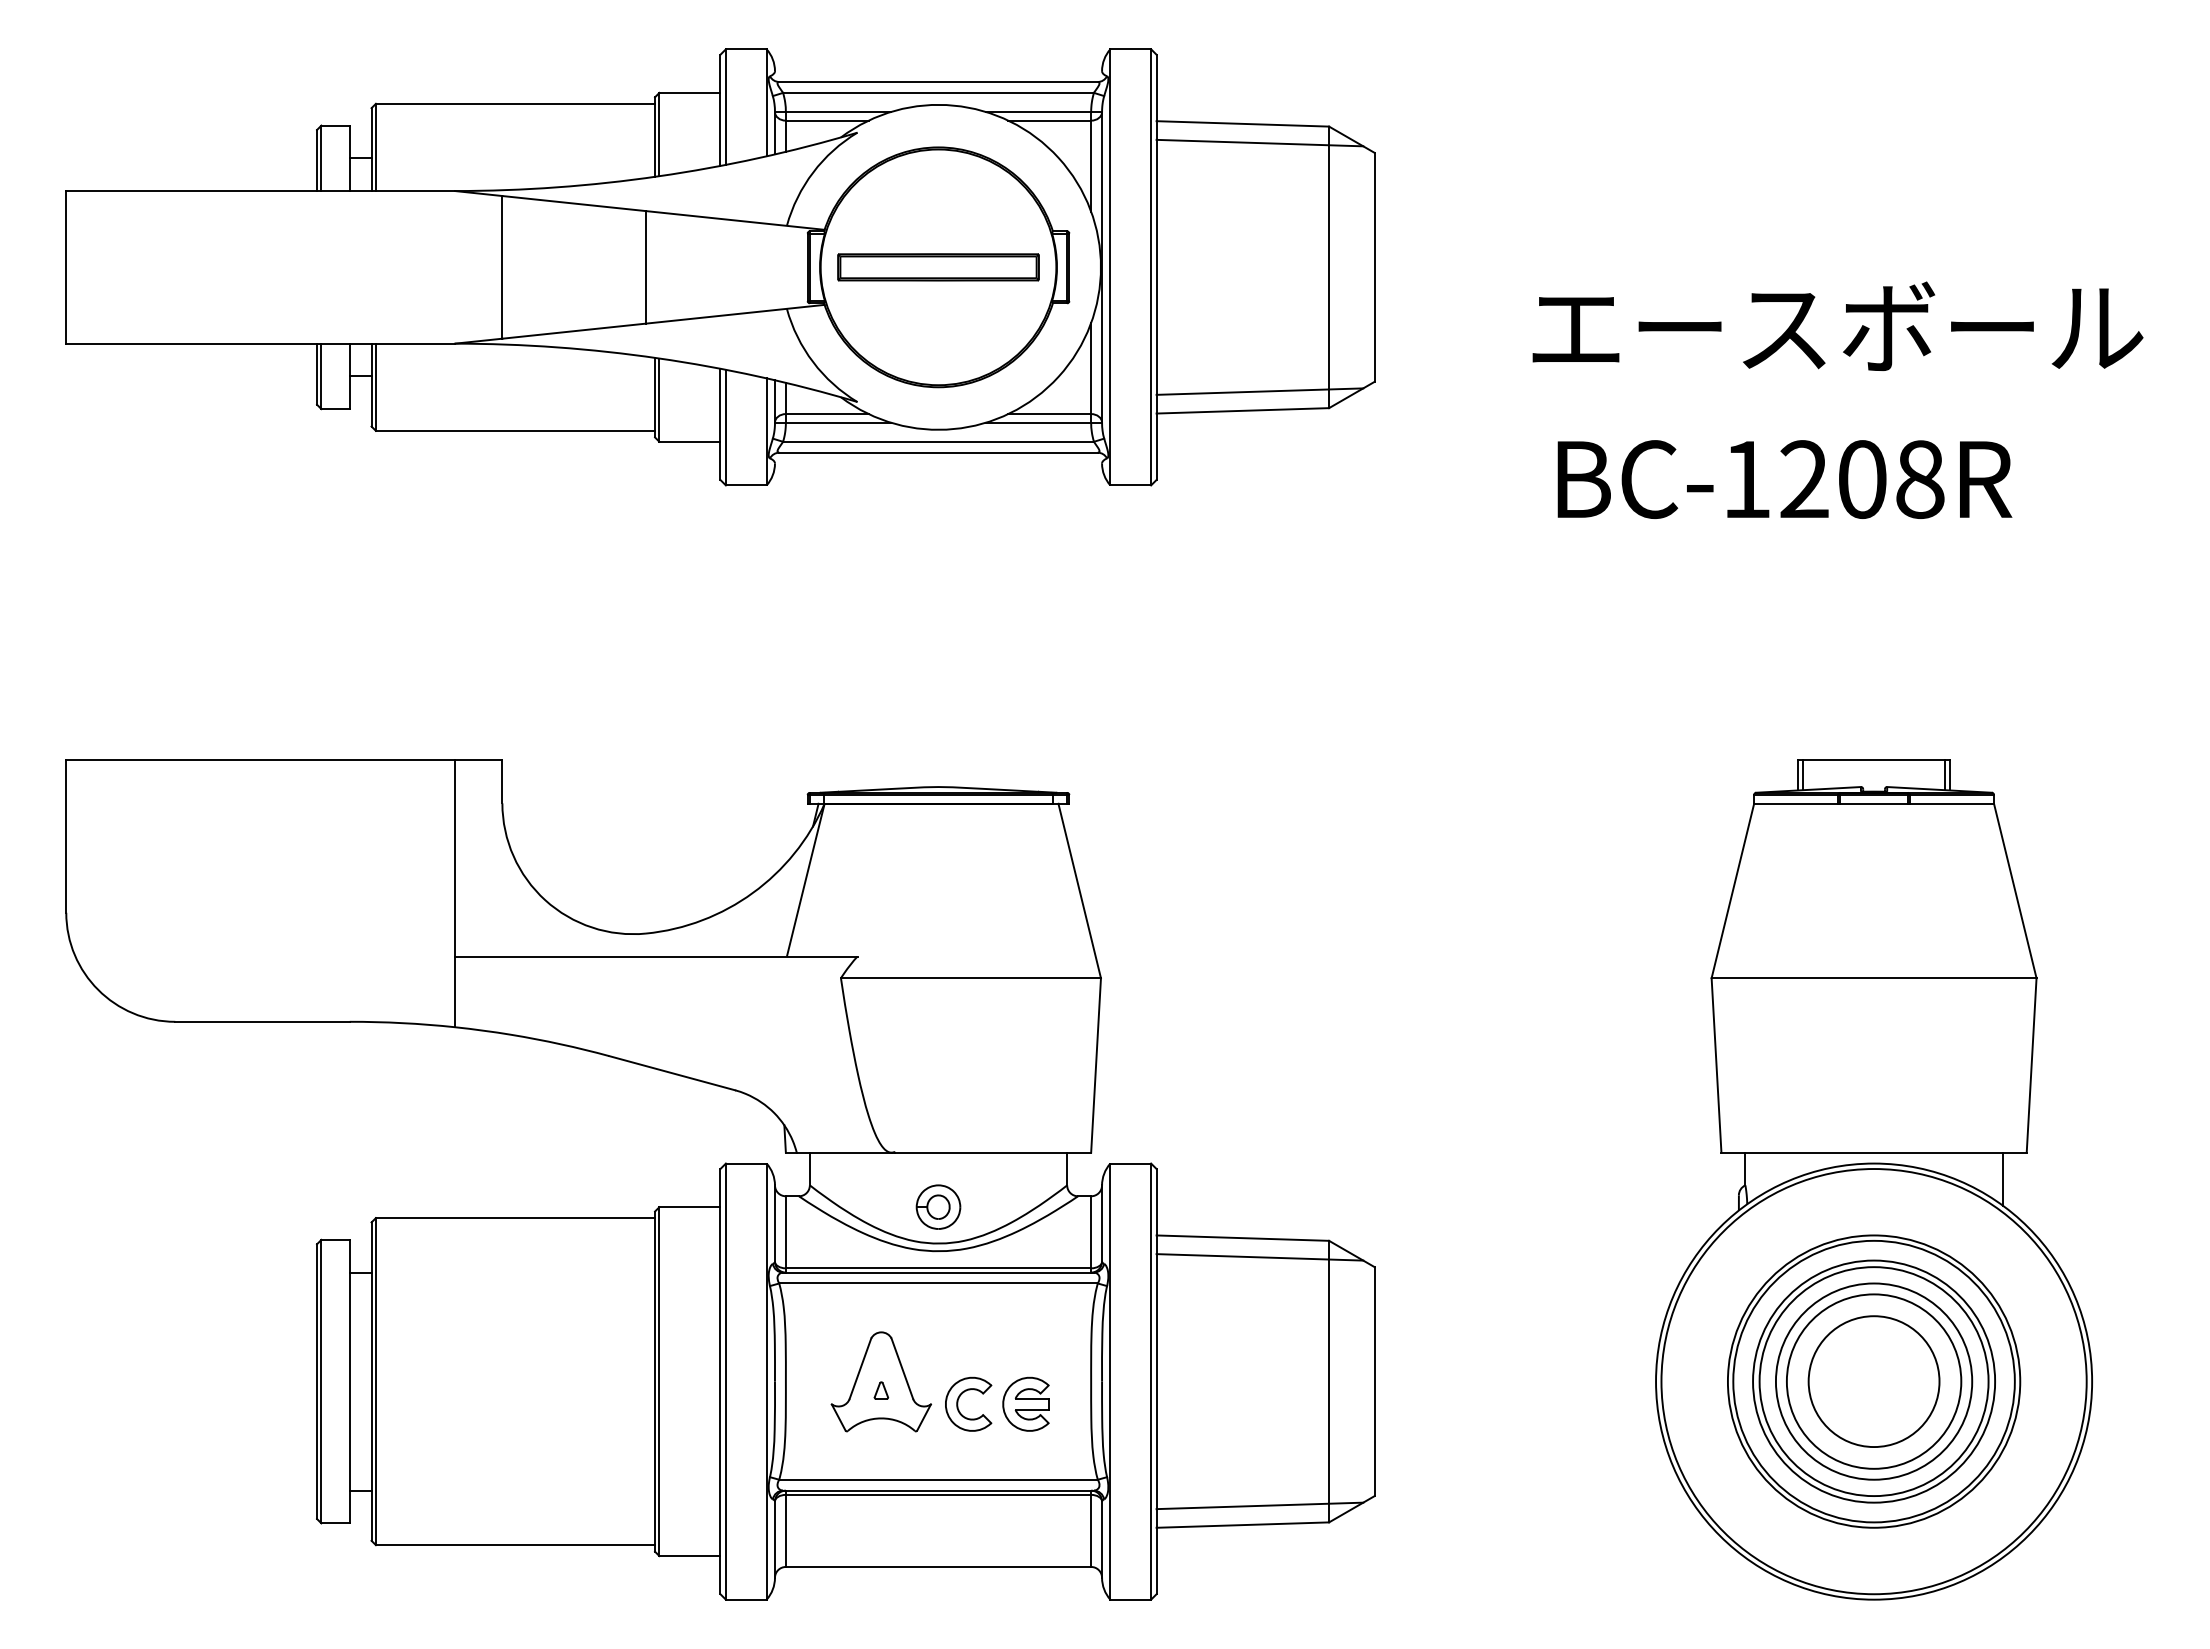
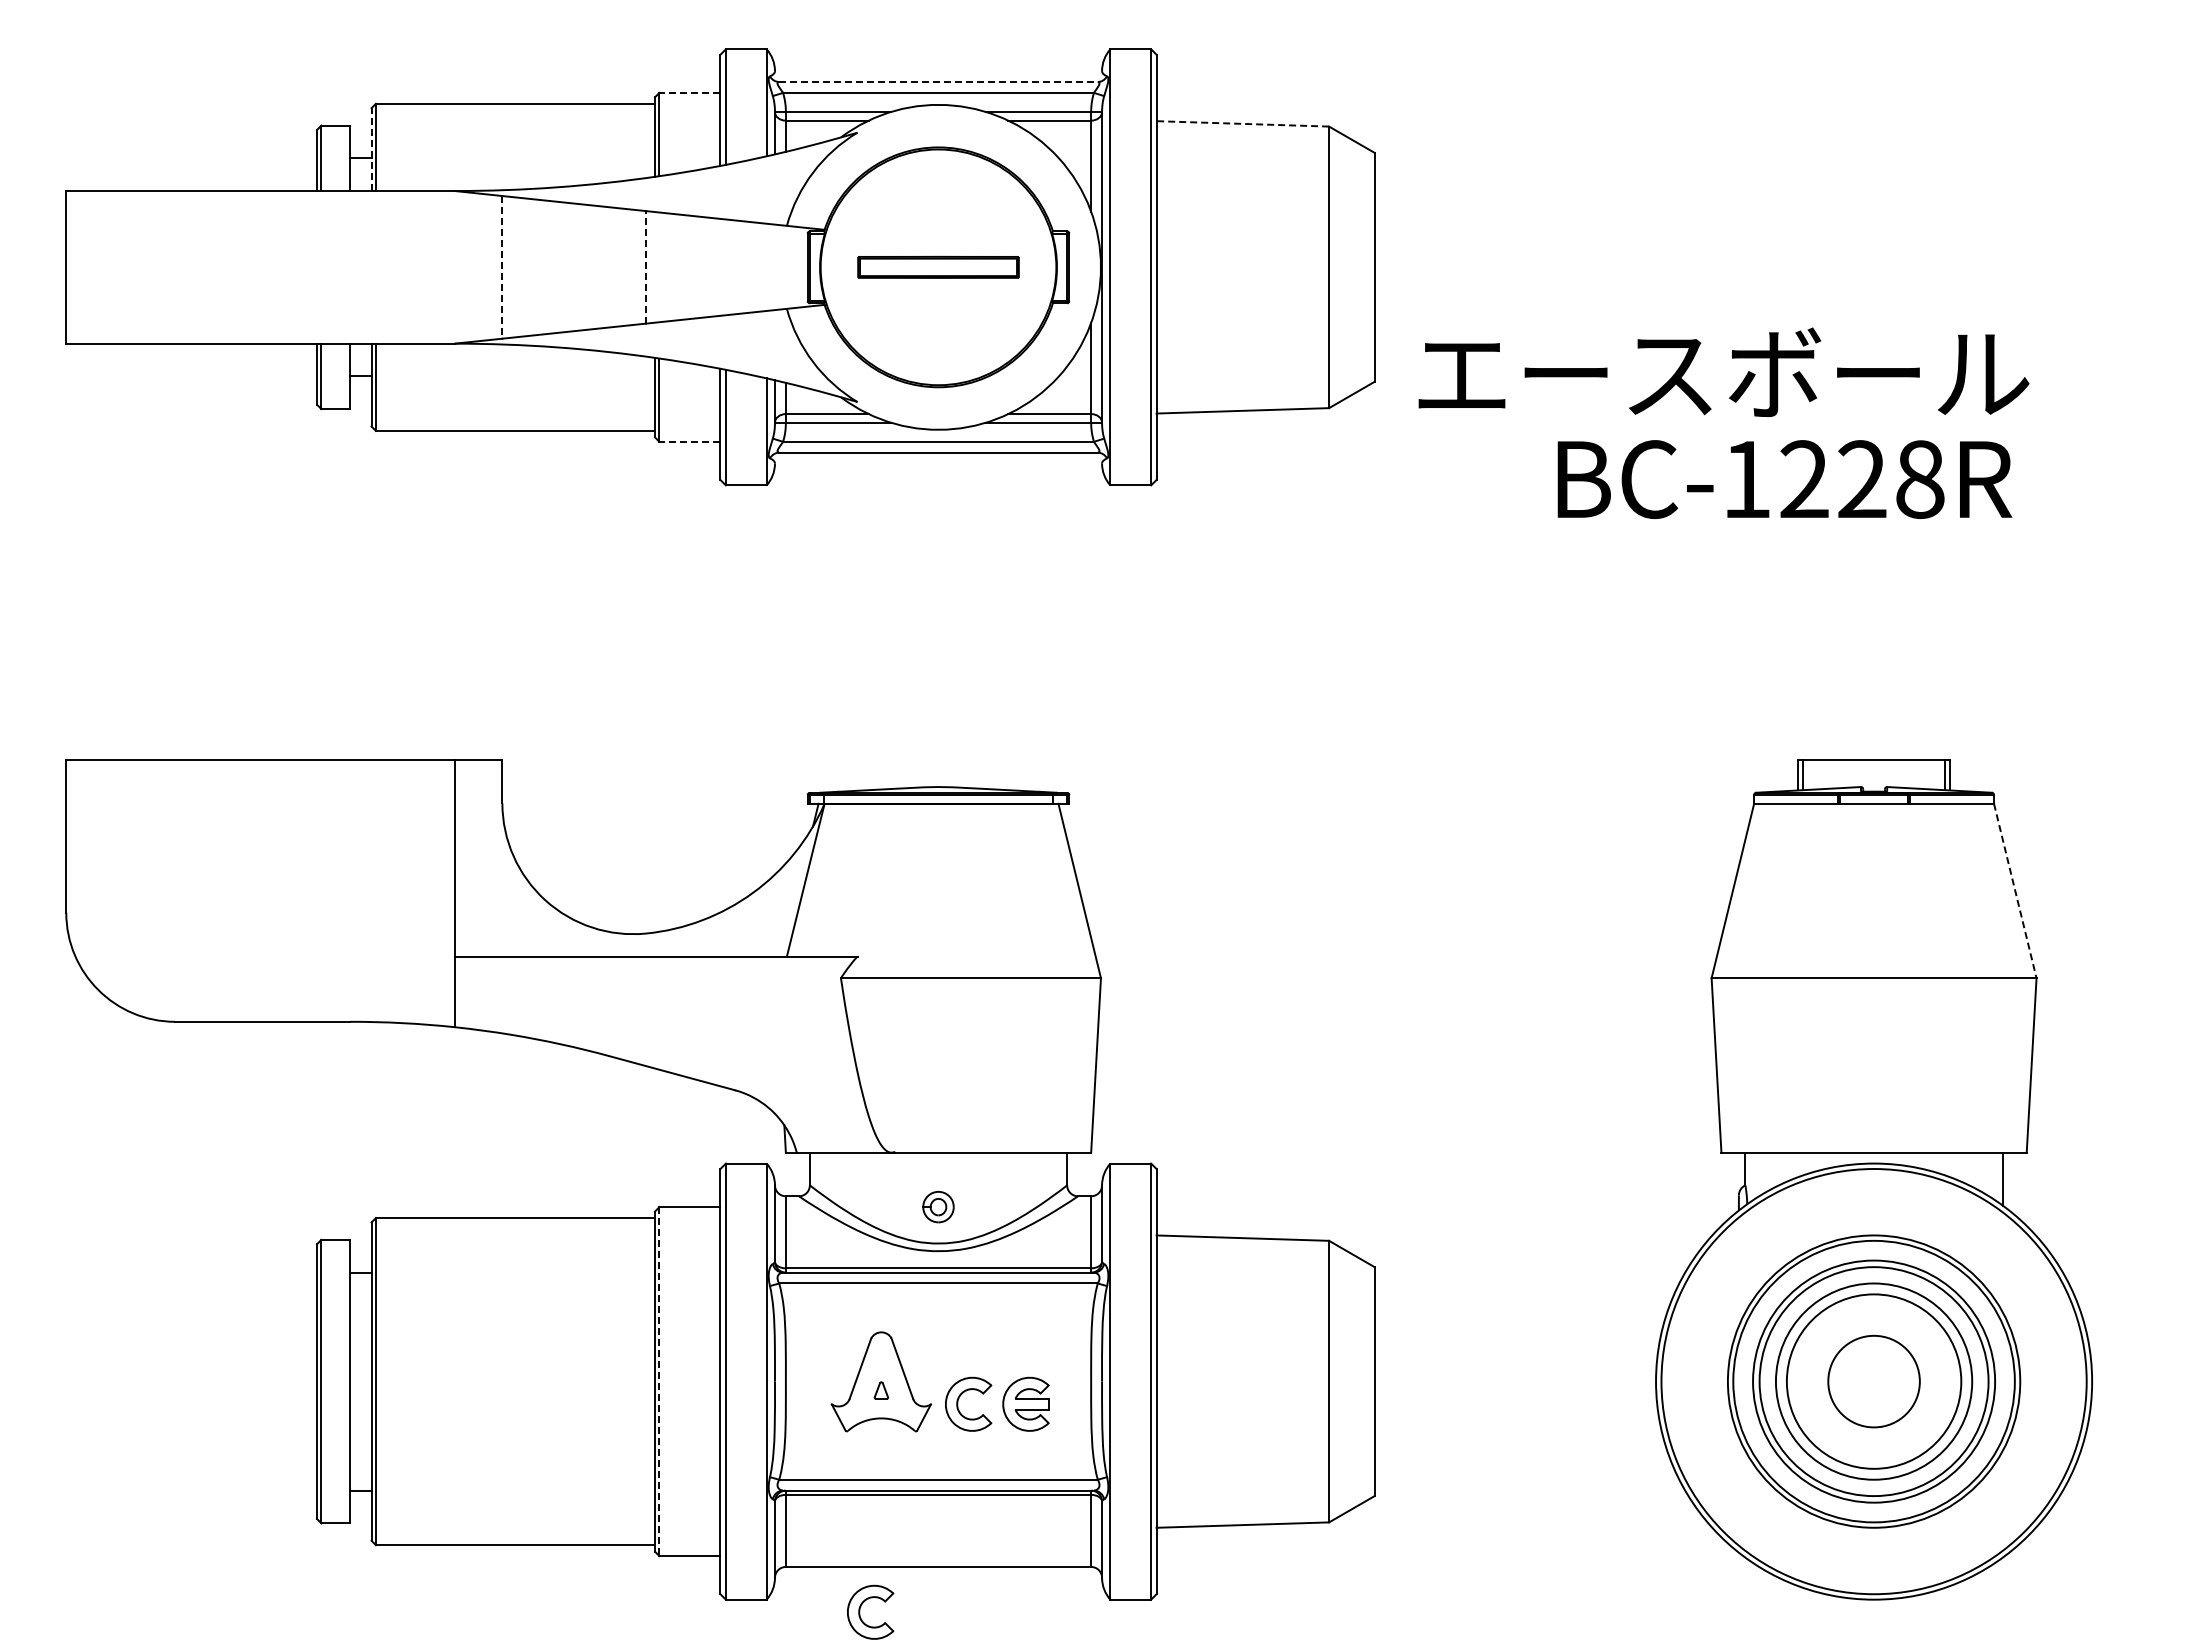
line: solid -> dashed (939, 82)
line: solid -> dashed (689, 92)
line: solid -> dashed (1242, 123)
line: present -> none (1259, 142)
line: solid -> dashed (371, 149)
line: solid -> dashed (645, 266)
line: solid -> dashed (502, 267)
part size: 203x29 px -> 163x24 px (938, 266)
text position: (1837, 325) -> (1723, 371) (1723, 371)
line: present -> none (1259, 391)
line: solid -> dashed (689, 441)
text: BC-1208R -> BC-1228R (1862, 479)
line: solid -> dashed (2015, 890)
part size: 47x46 px -> 33x33 px (938, 1207)
line: present -> none (1259, 1257)
circle diameter: 131 px -> 92 px (1873, 1381)
line: solid -> dashed (659, 1382)
line: present -> none (1259, 1505)
part: none -> present (860, 1611)
